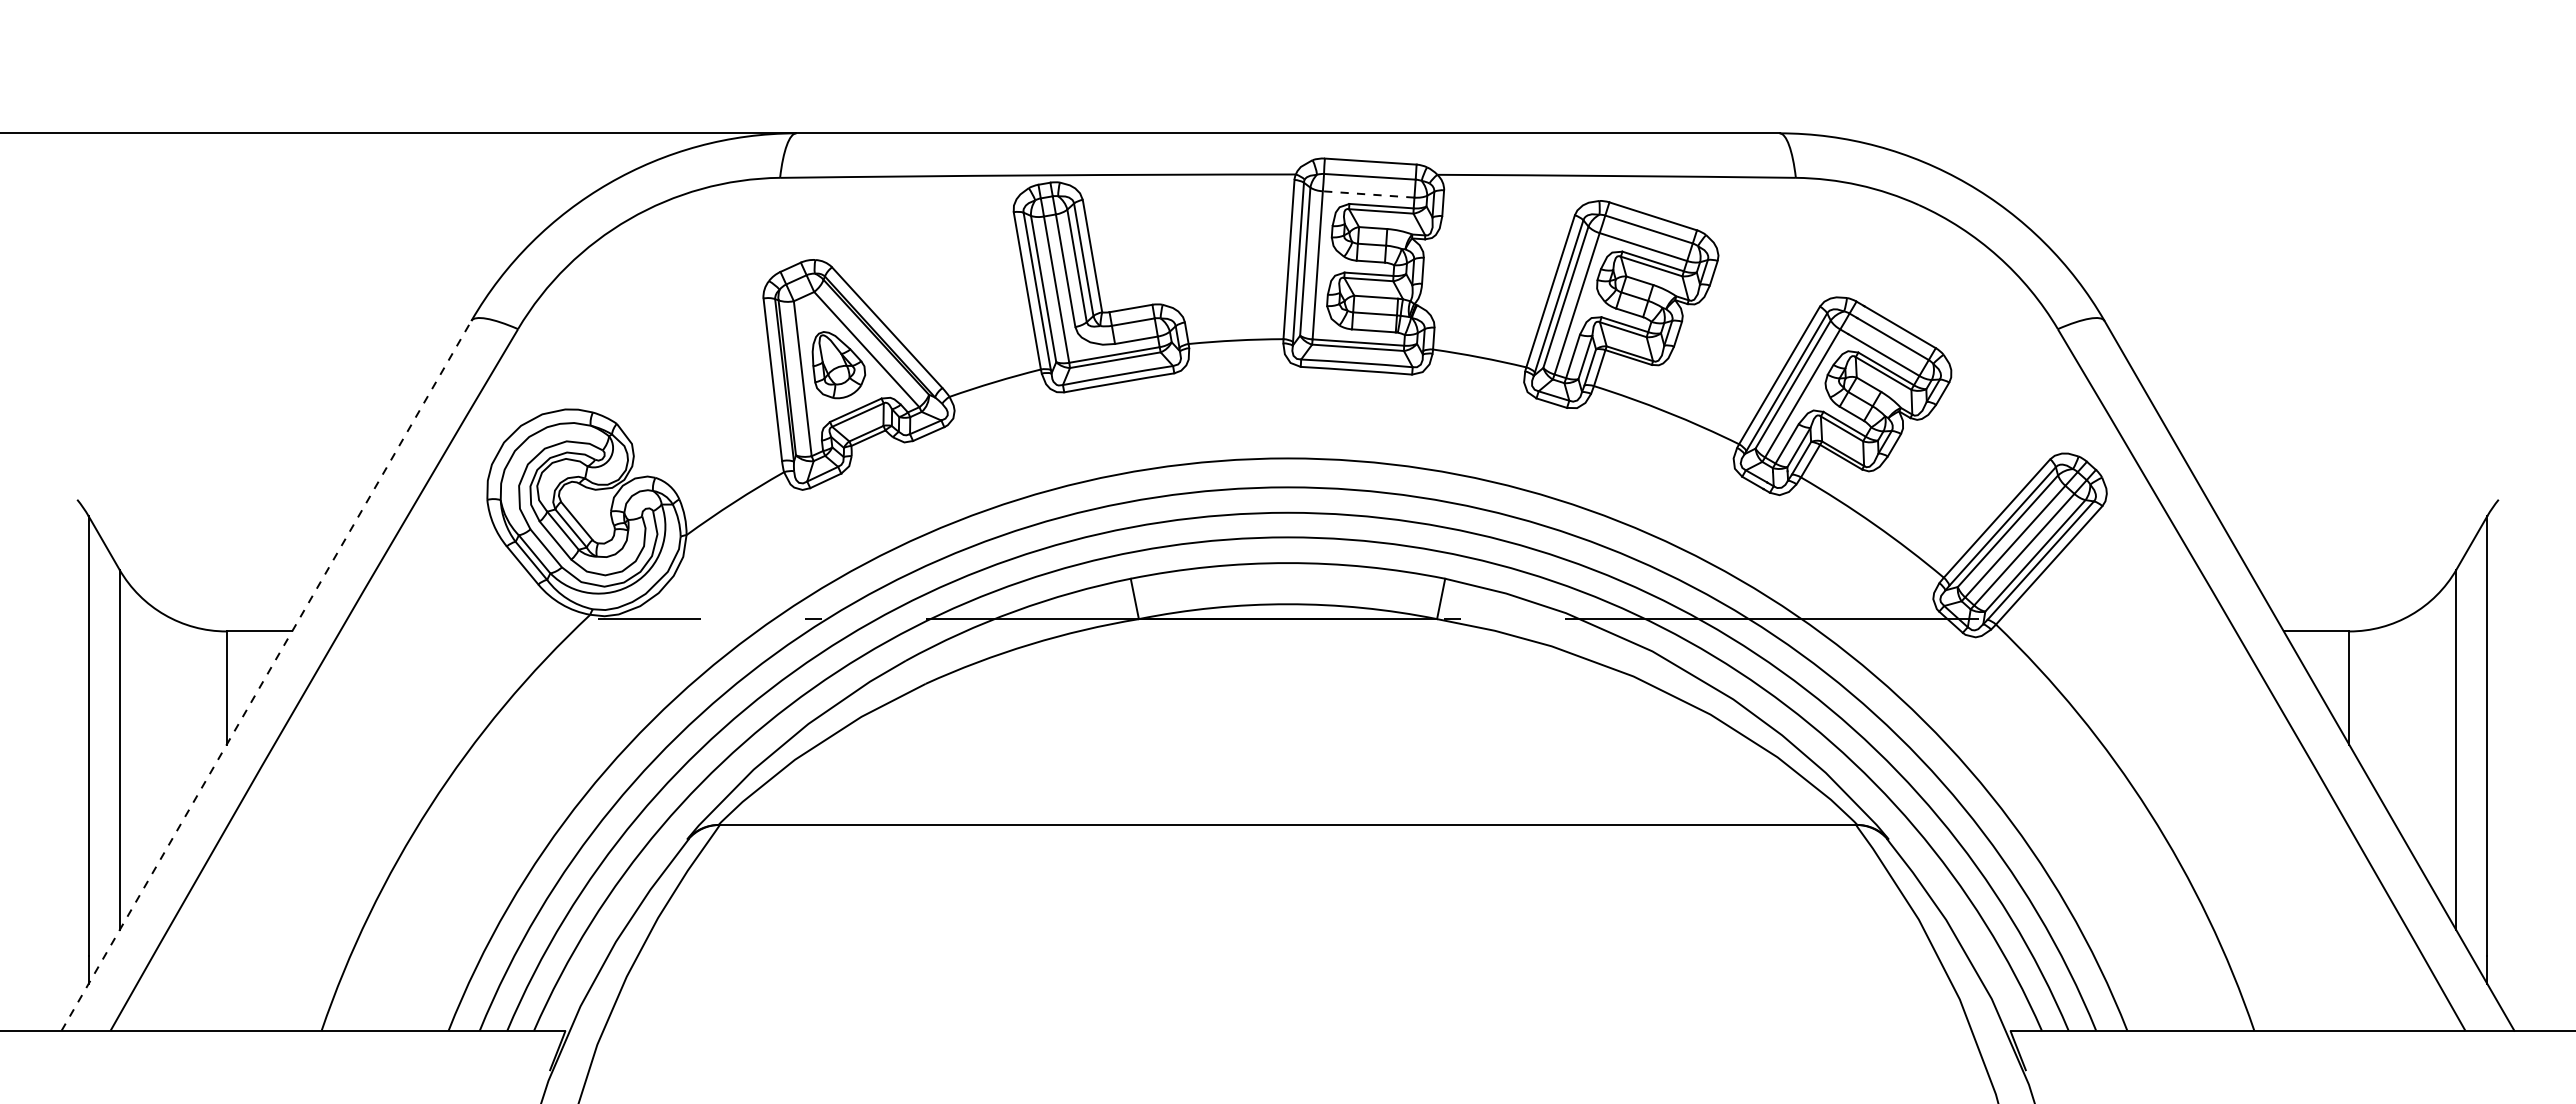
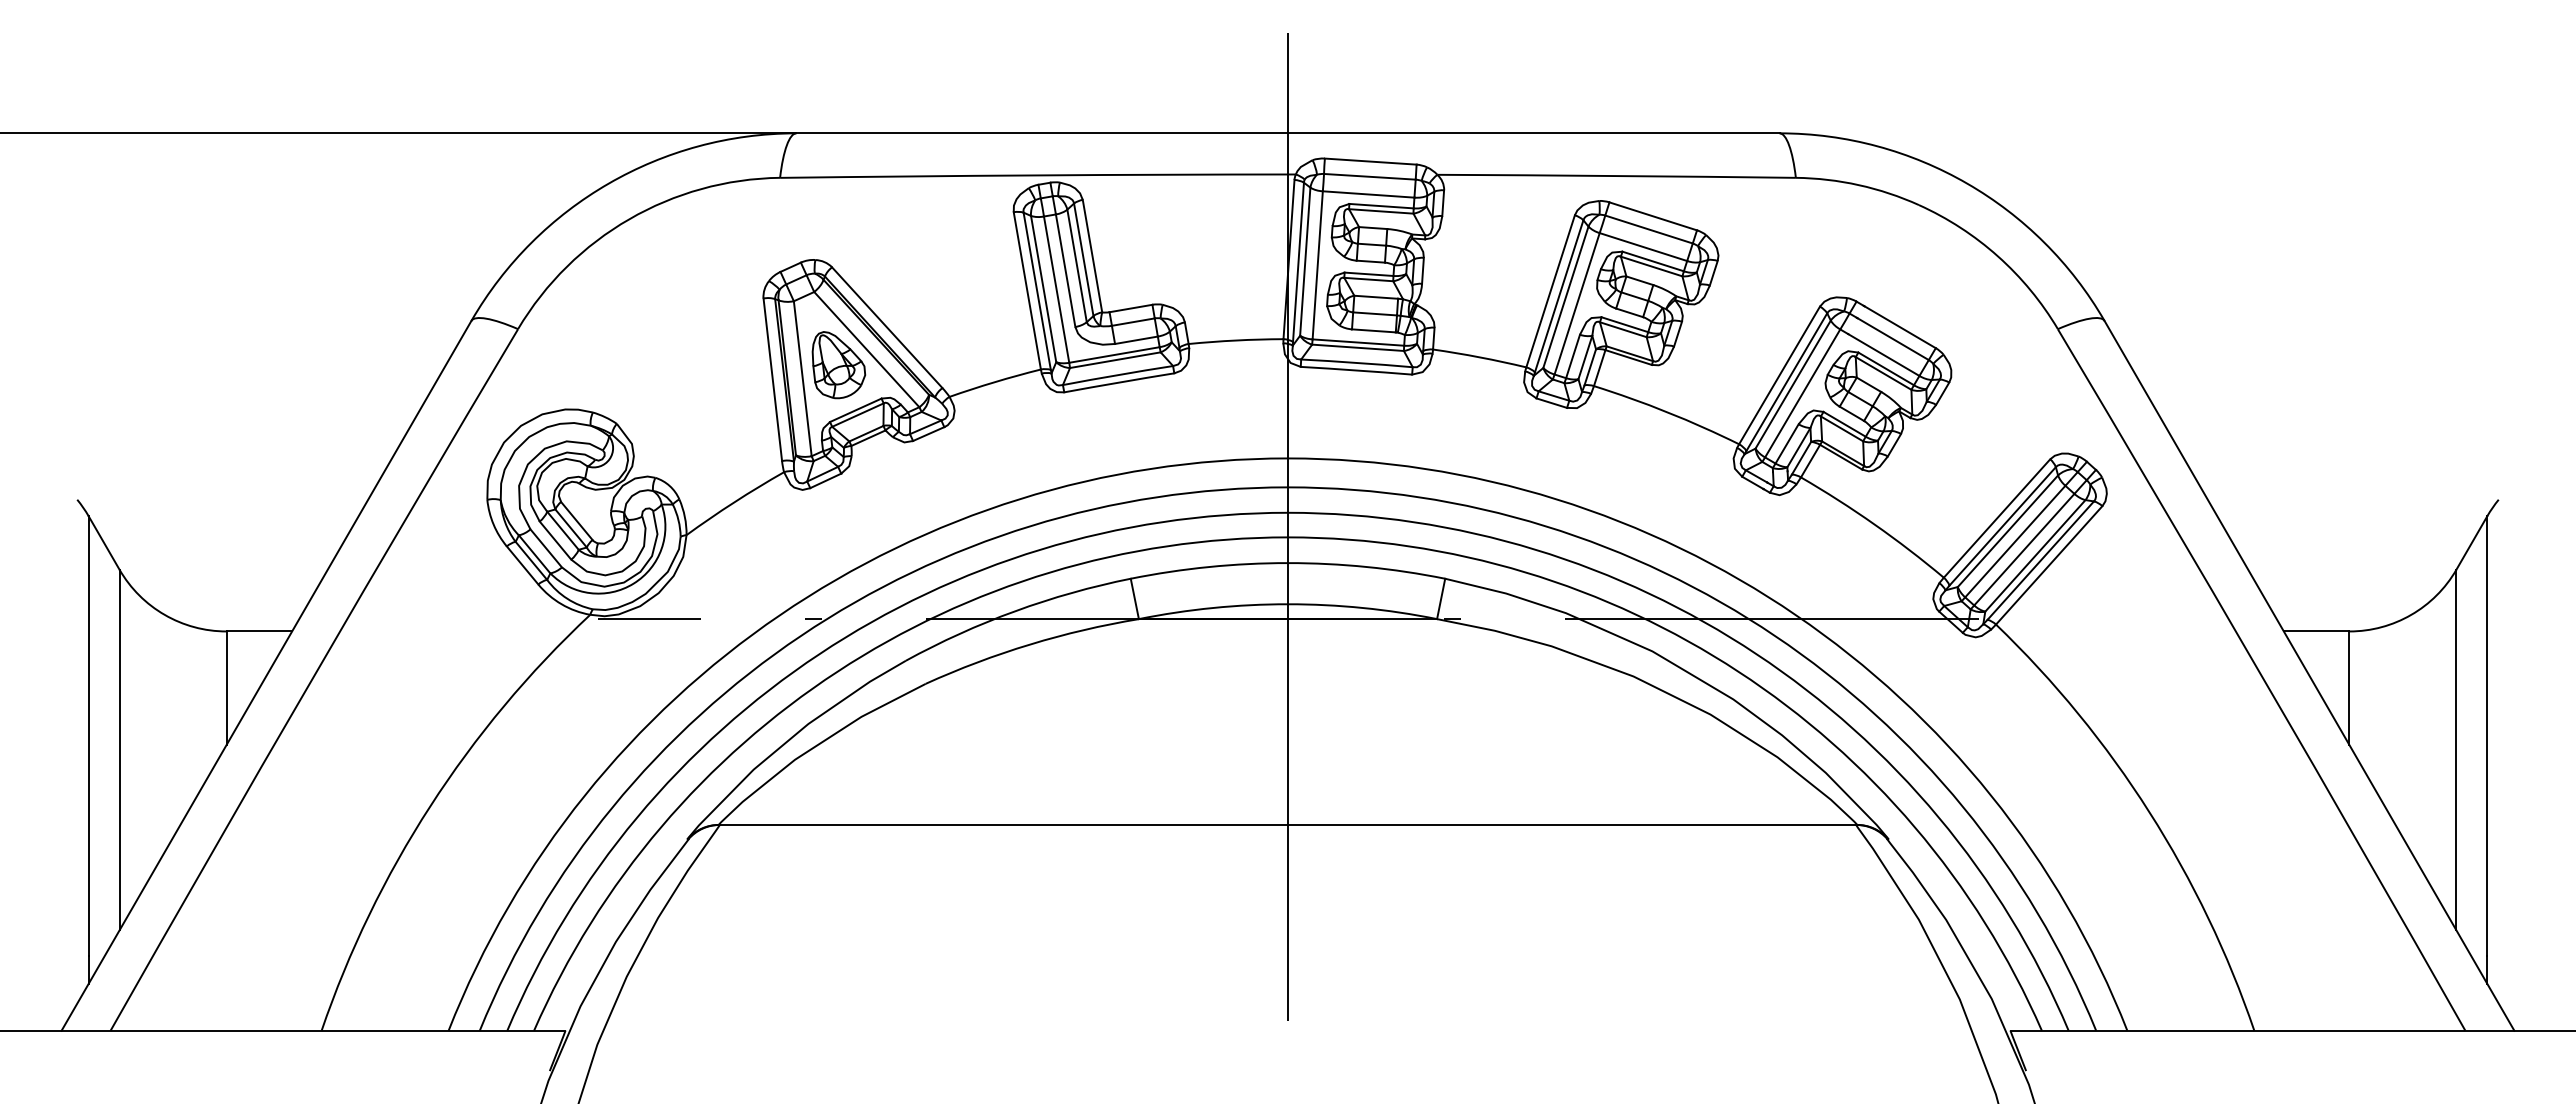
line: dashed -> solid (1368, 194)
line: none -> present (1287, 566)
line: dashed -> solid (266, 675)
